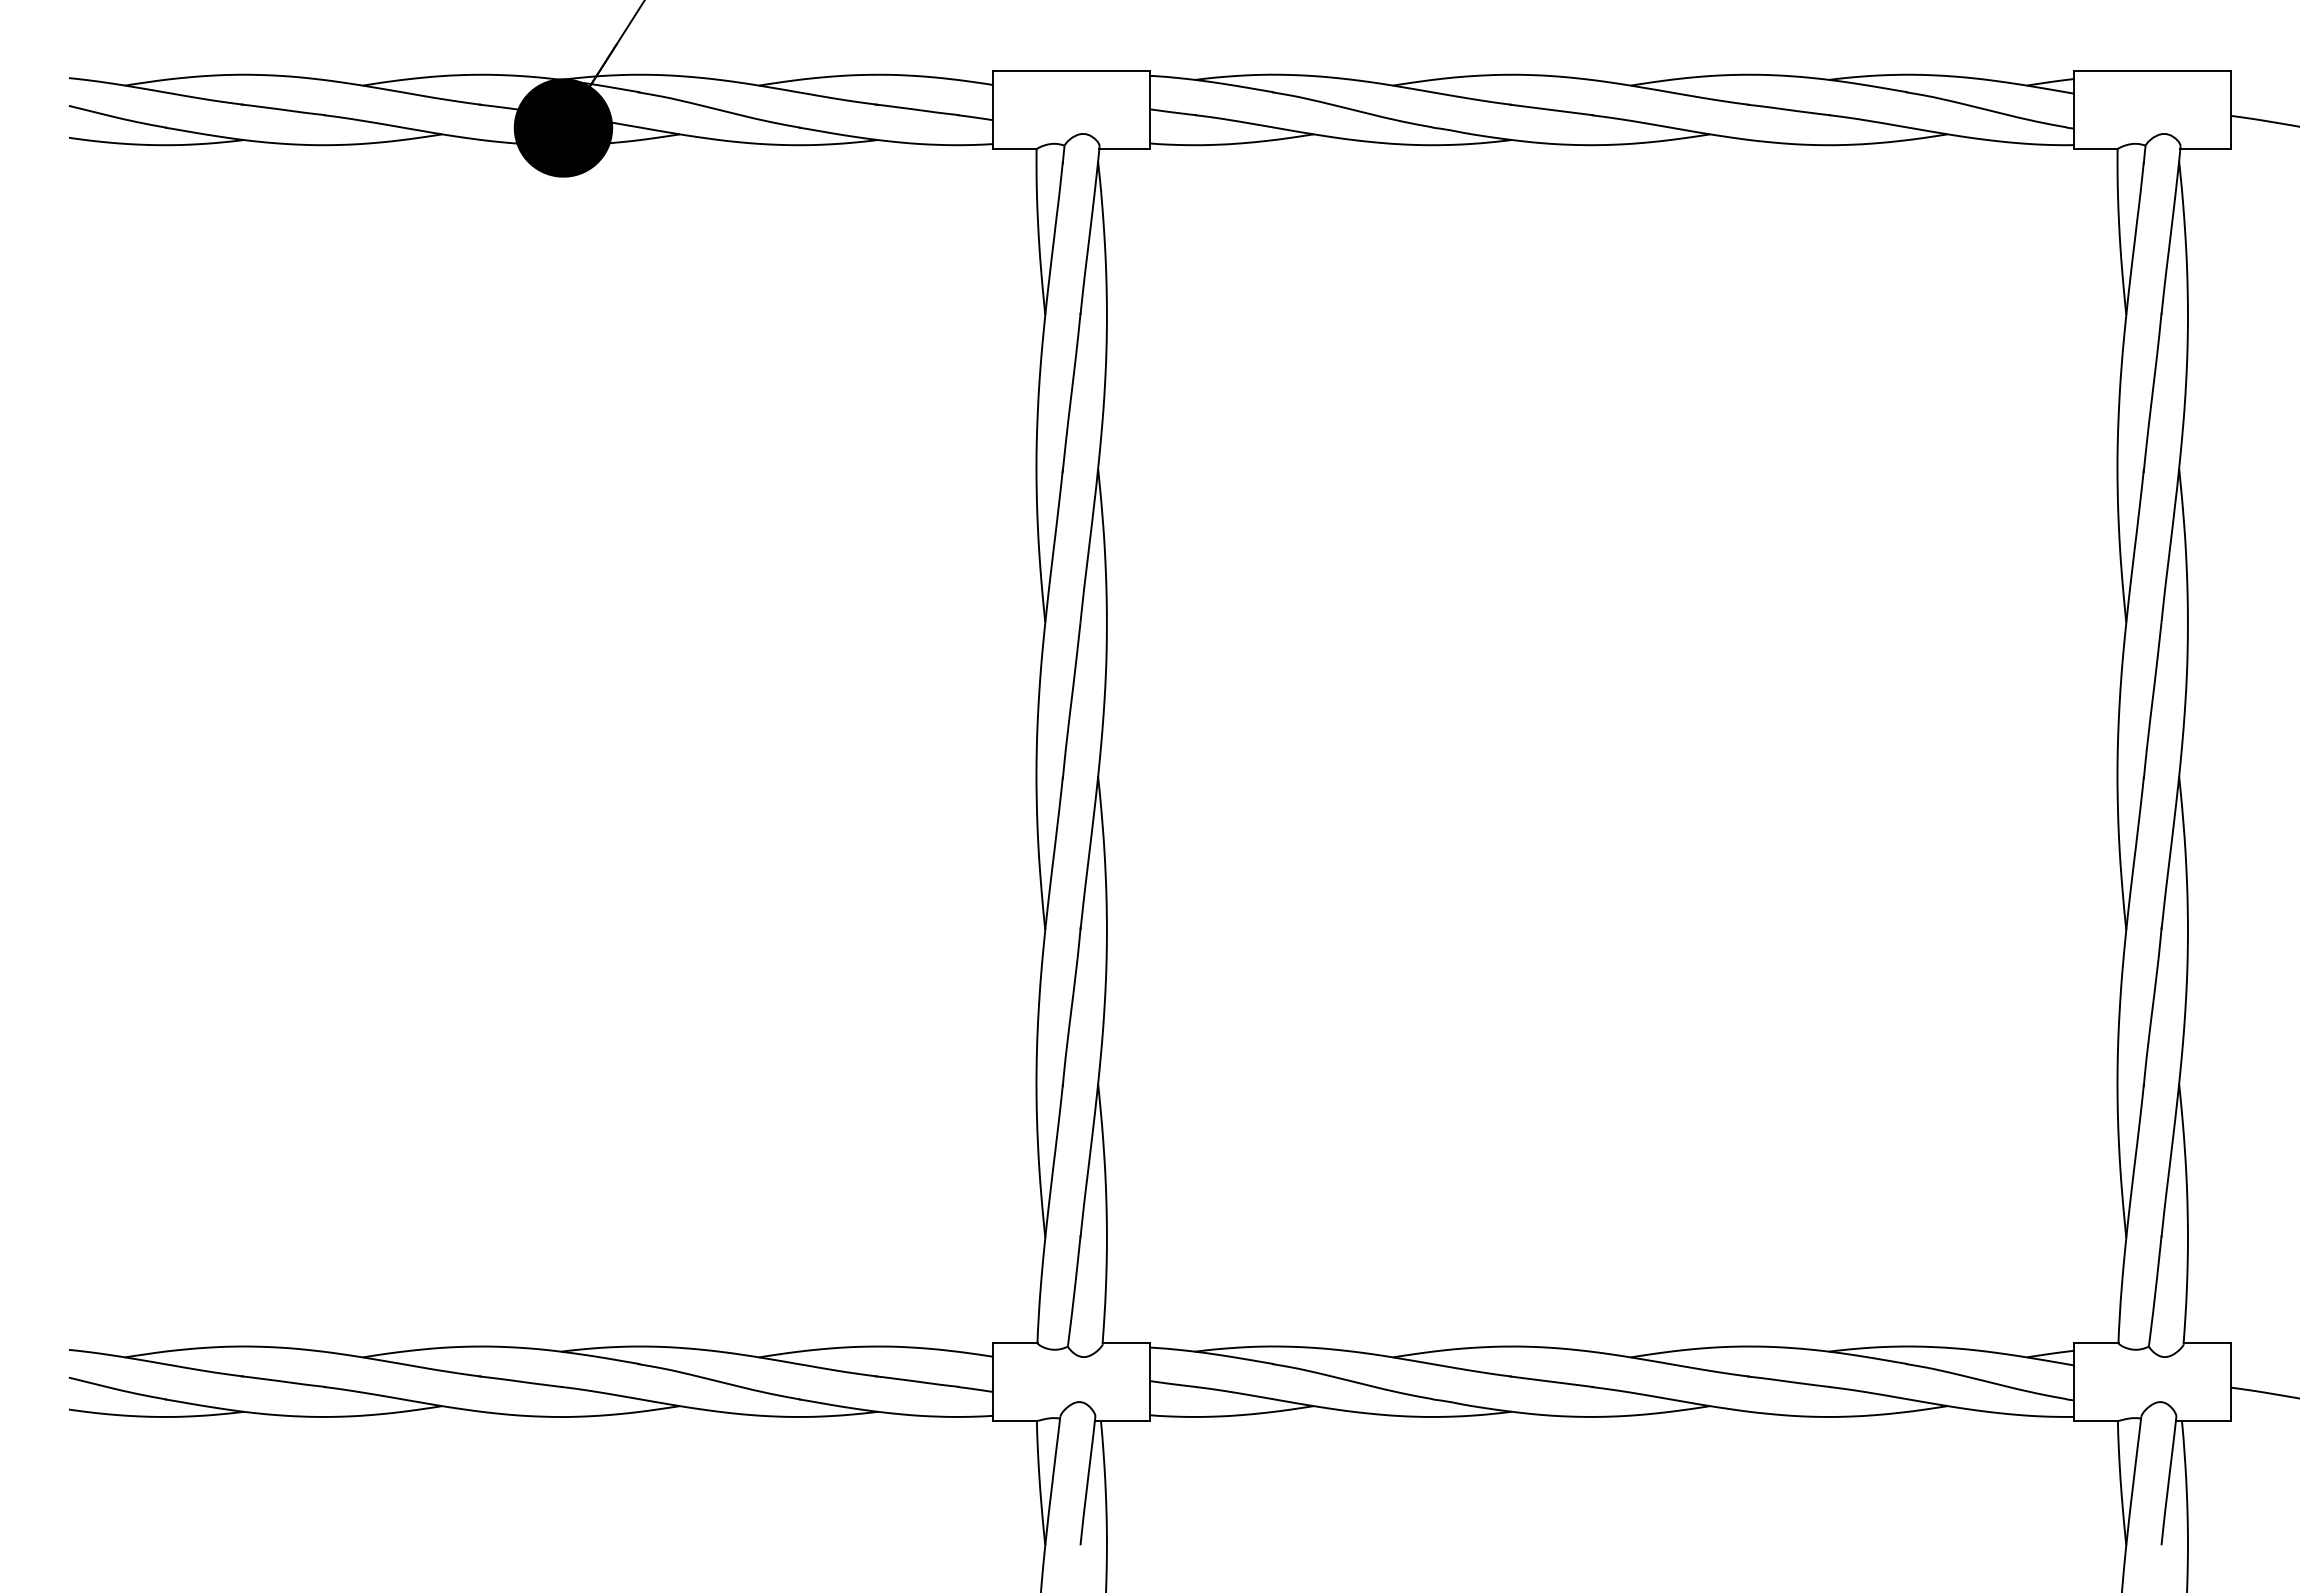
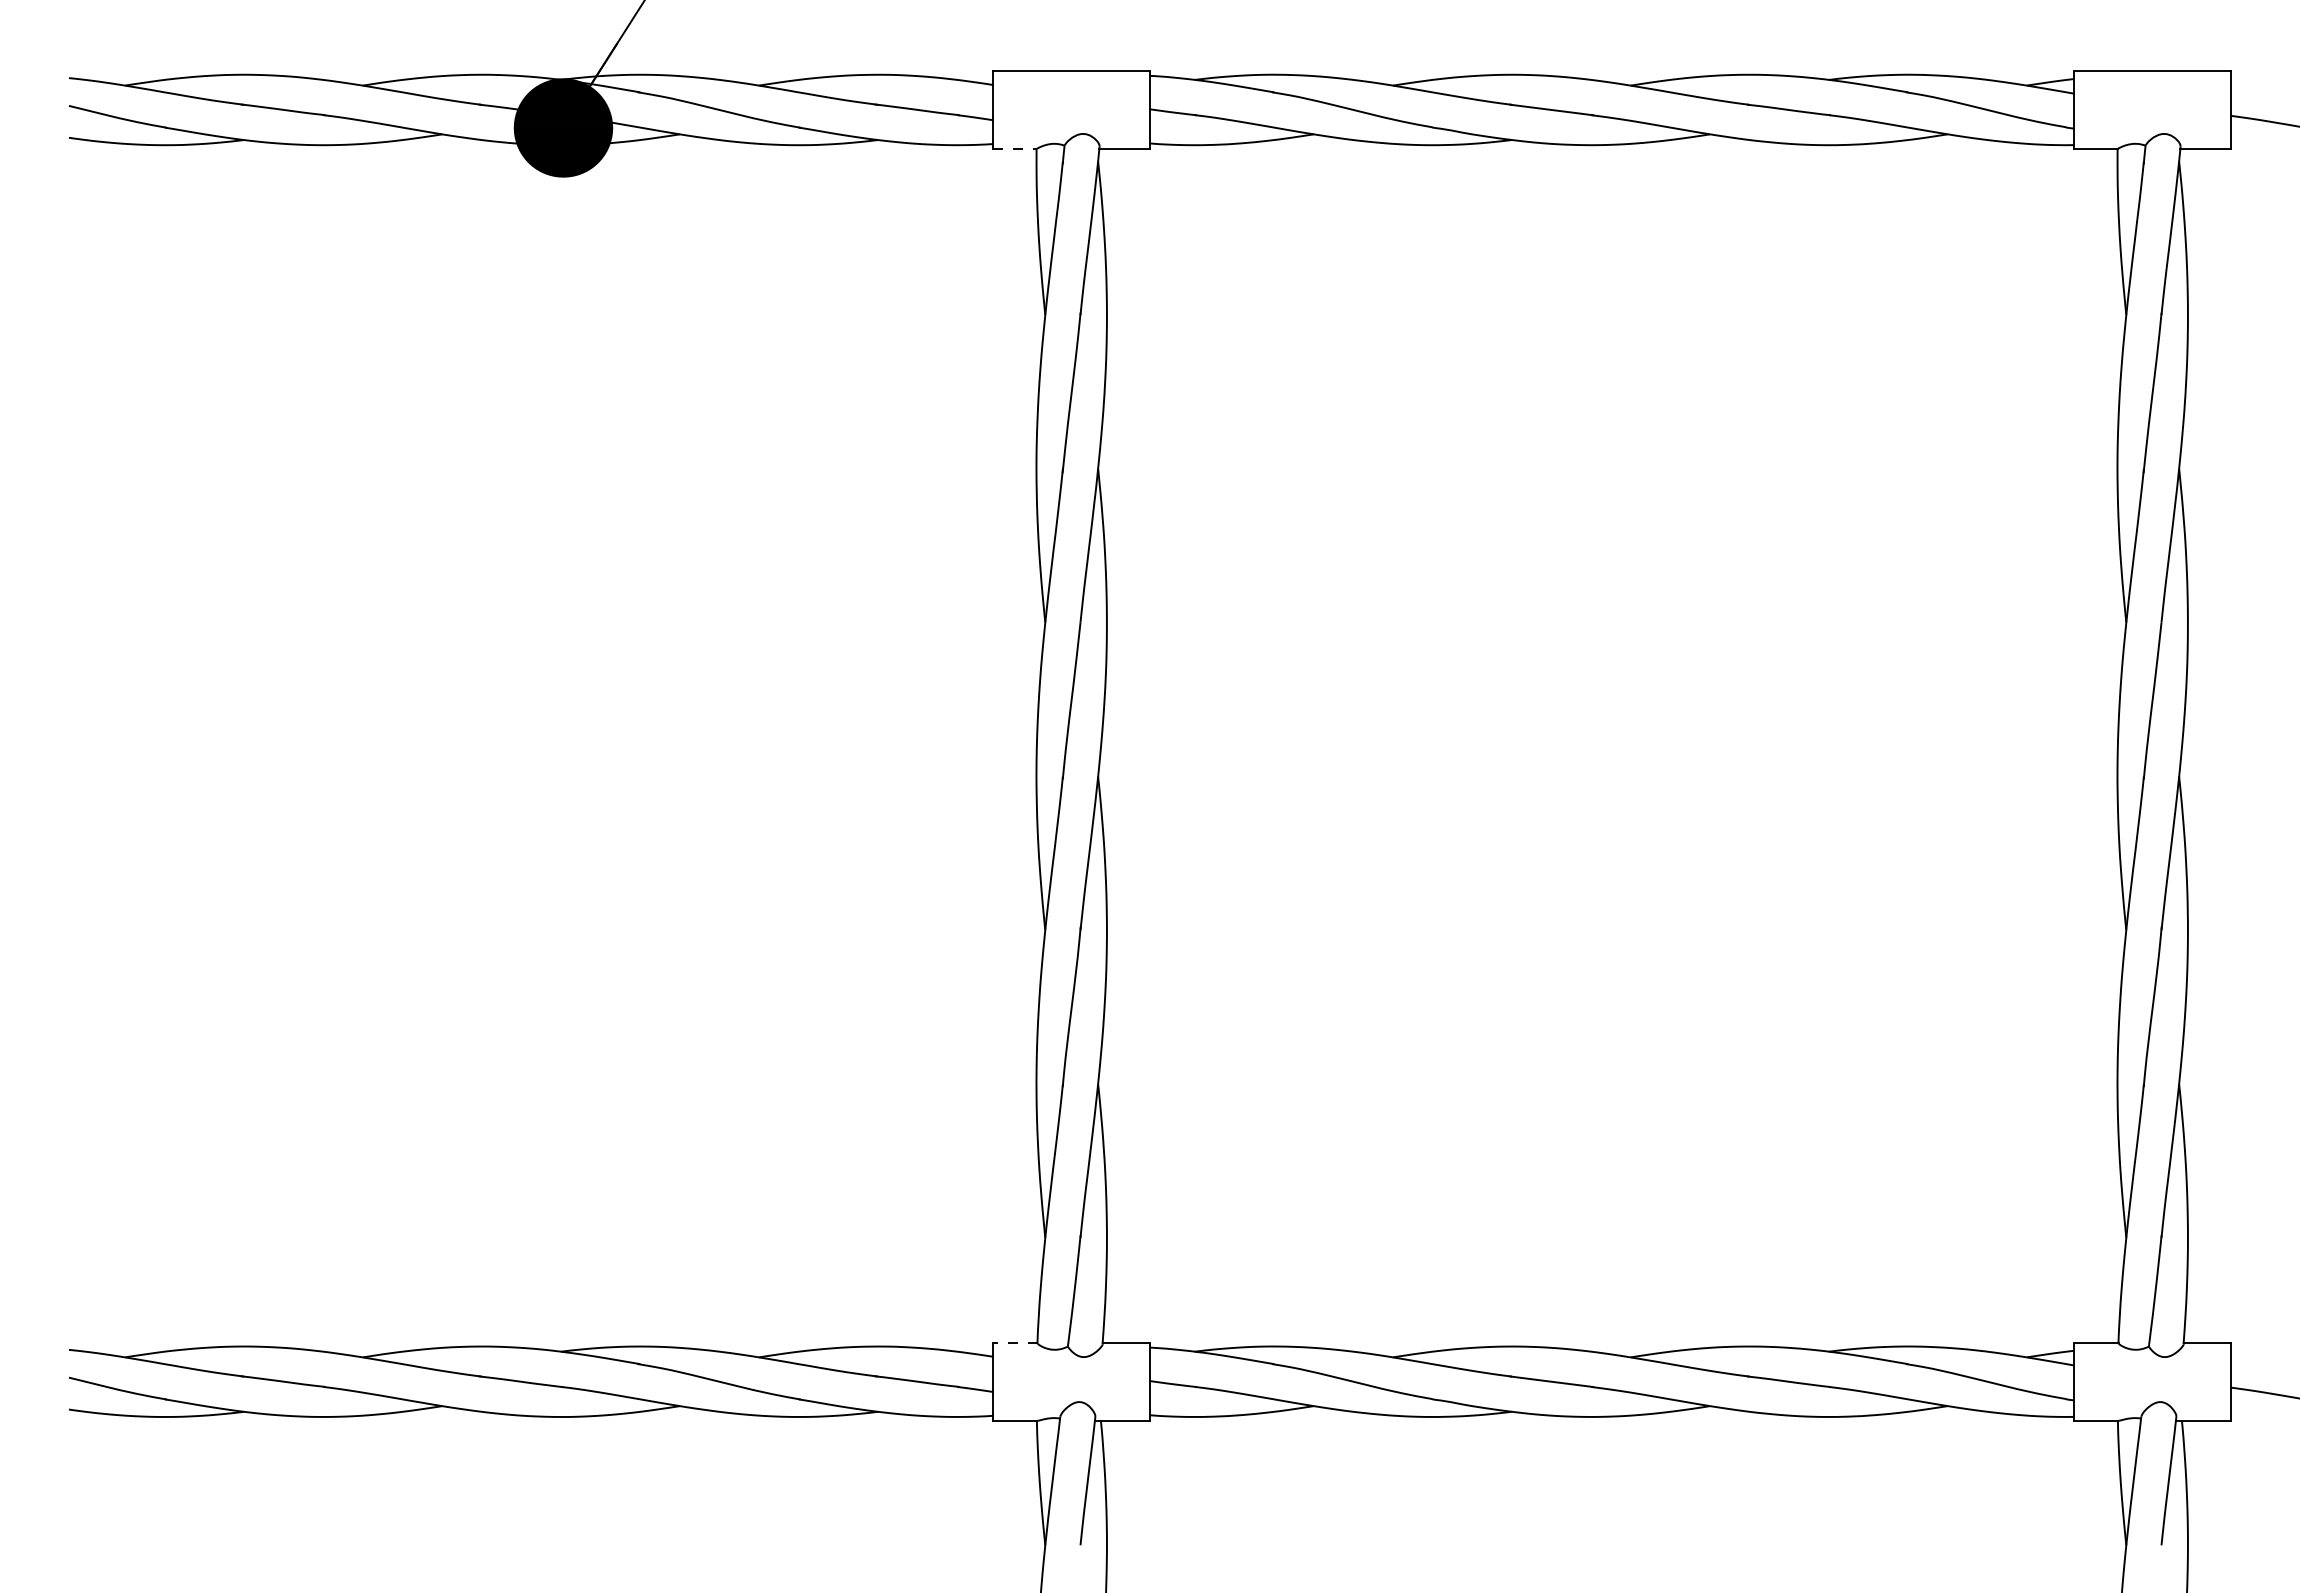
line: solid -> dashed (1015, 149)
line: solid -> dashed (1015, 1342)
